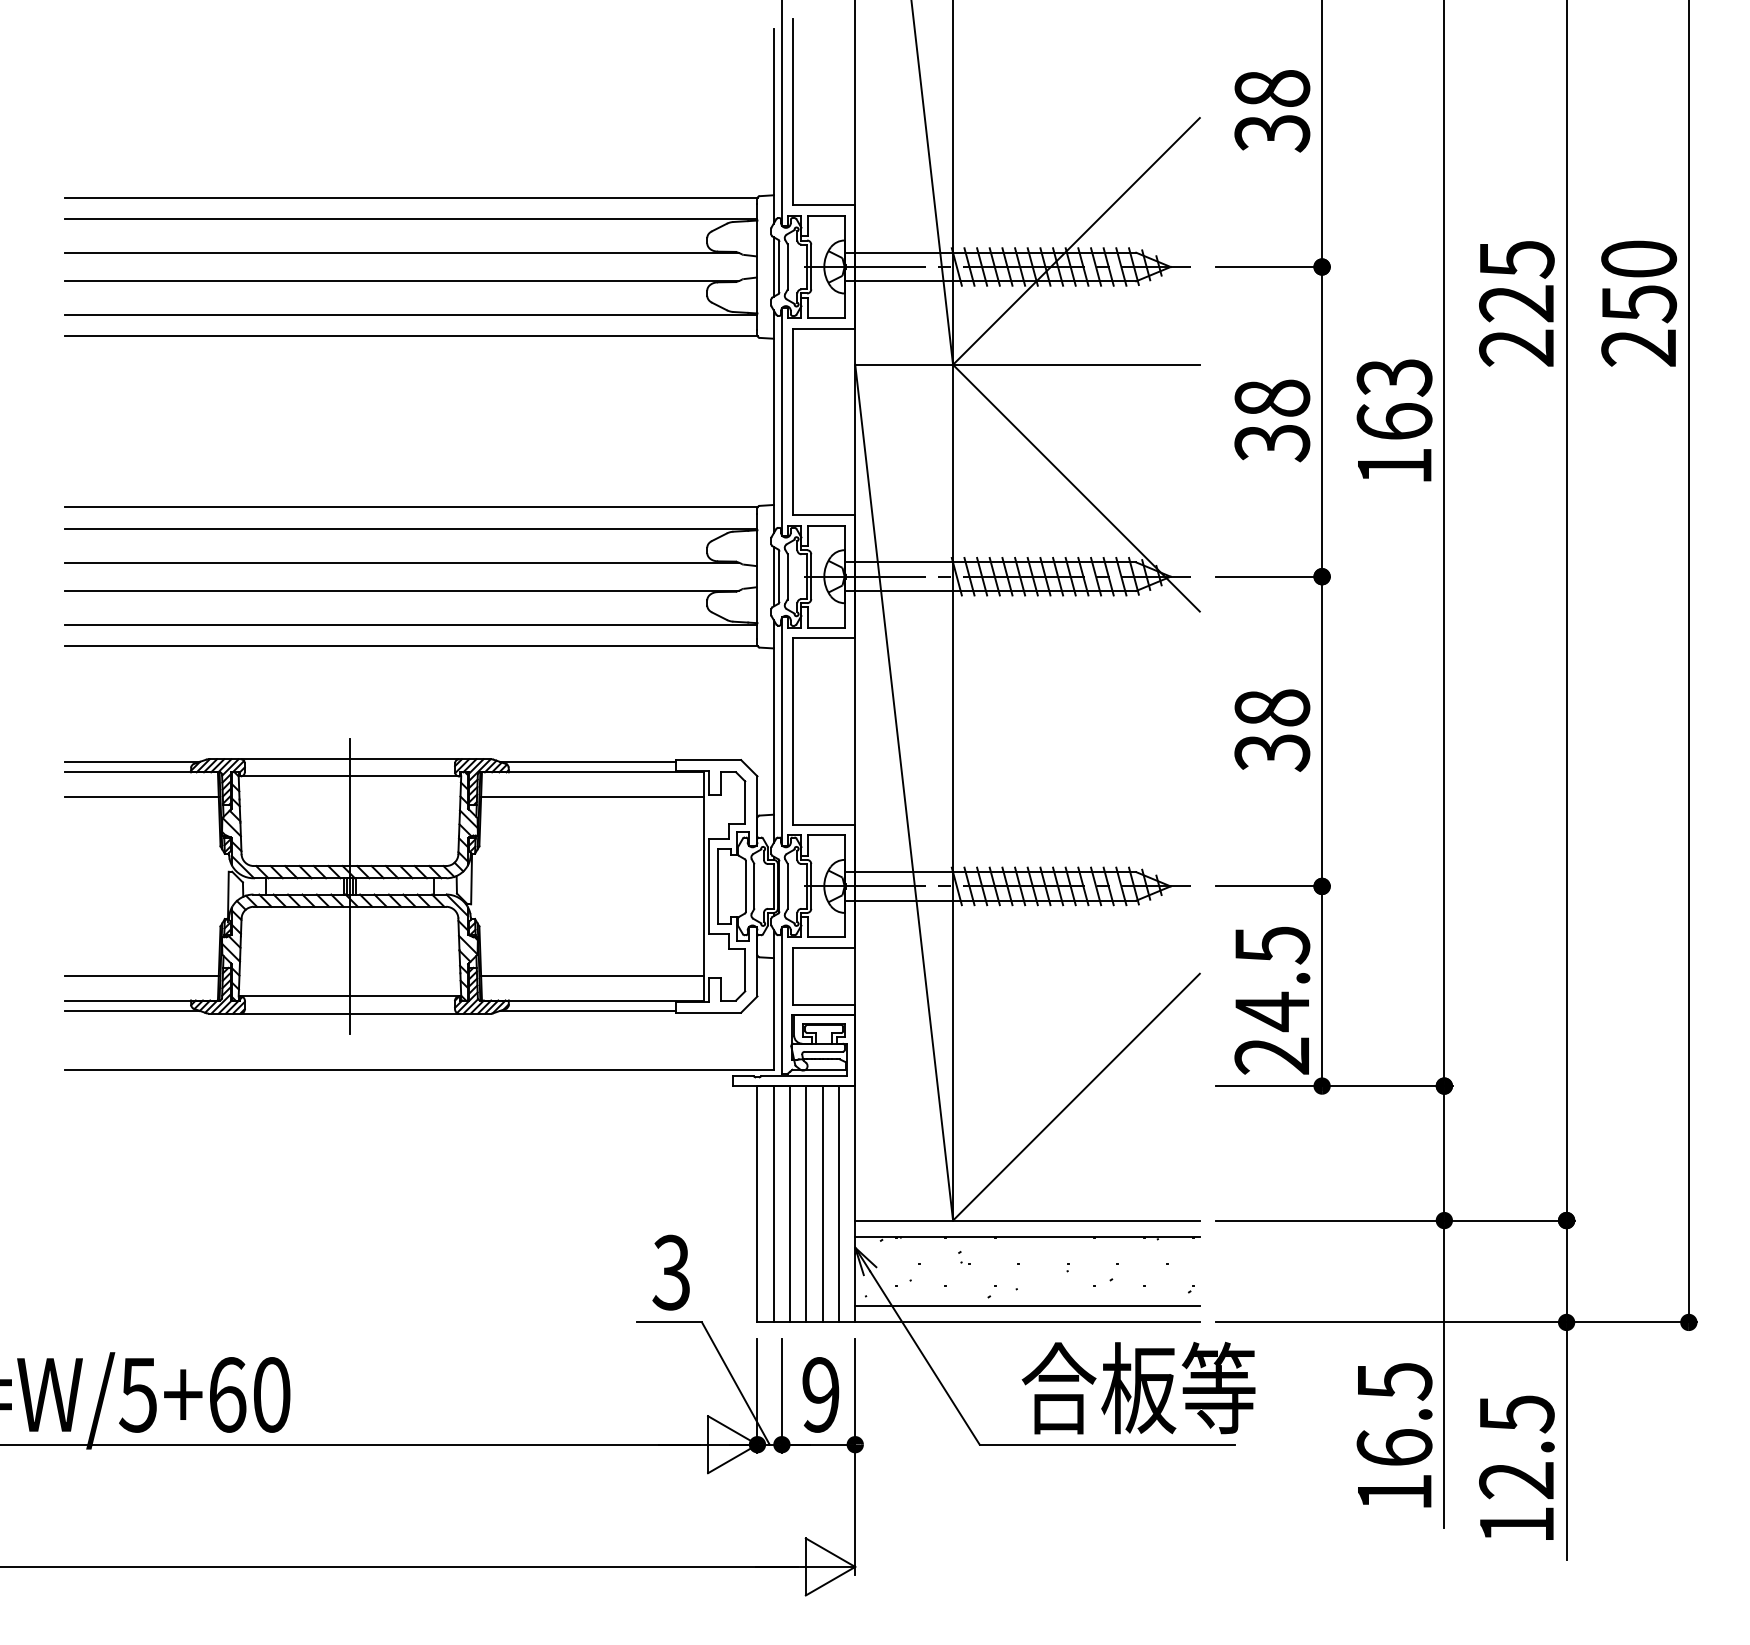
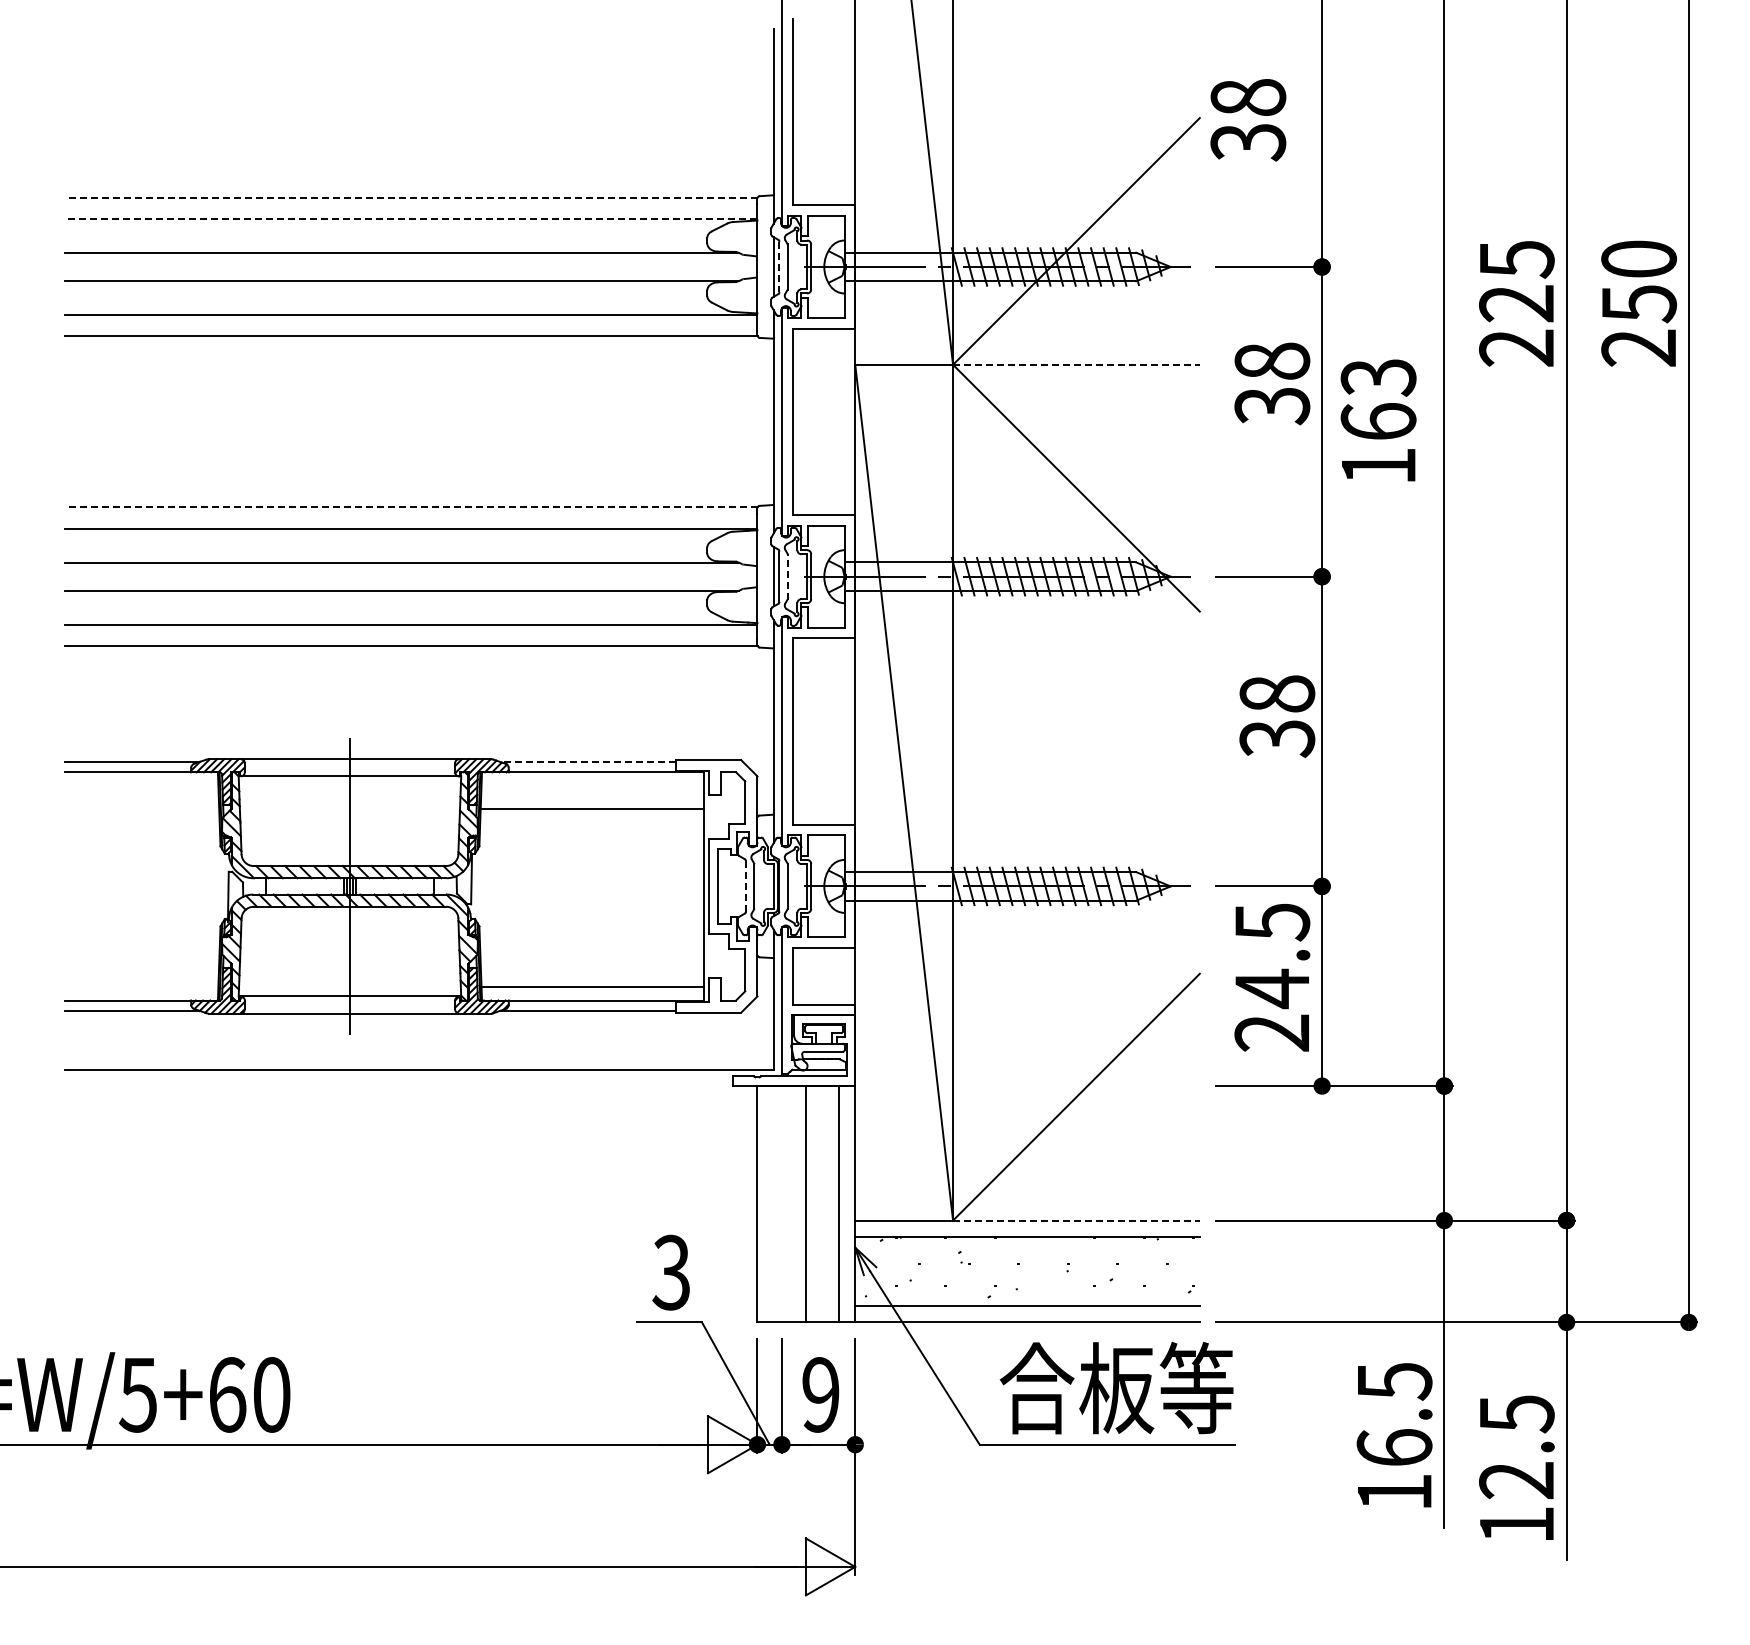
text position: (1272, 111) -> (1248, 120) (1248, 120)
line: solid -> dashed (410, 197)
line: solid -> dashed (410, 218)
line: solid -> dashed (779, 267)
line: solid -> dashed (1076, 364)
text position: (1272, 420) -> (1272, 383) (1272, 383)
text position: (1394, 420) -> (1378, 420) (1378, 420)
line: solid -> dashed (410, 507)
line: solid -> dashed (787, 576)
text position: (1272, 730) -> (1277, 716) (1277, 716)
line: solid -> dashed (587, 761)
line: present -> none (141, 796)
line position: (592, 796) -> (592, 808) (592, 808)
line: solid -> dashed (746, 886)
line: present -> none (141, 976)
line position: (592, 976) -> (592, 987) (592, 987)
text position: (1272, 1000) -> (1272, 977) (1272, 977)
line: present -> none (773, 1204)
line: present -> none (790, 1204)
line: present -> none (822, 1204)
line: solid -> dashed (1076, 1220)
text position: (1138, 1387) -> (1116, 1387) (1116, 1387)
